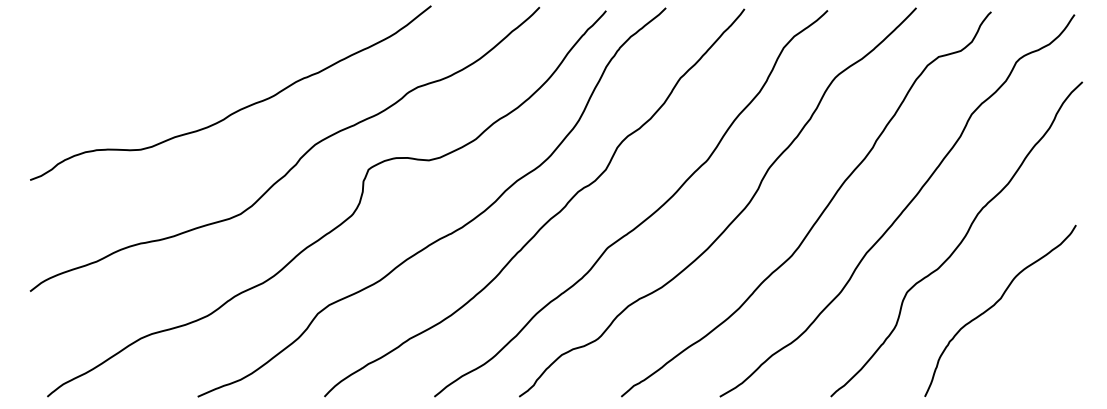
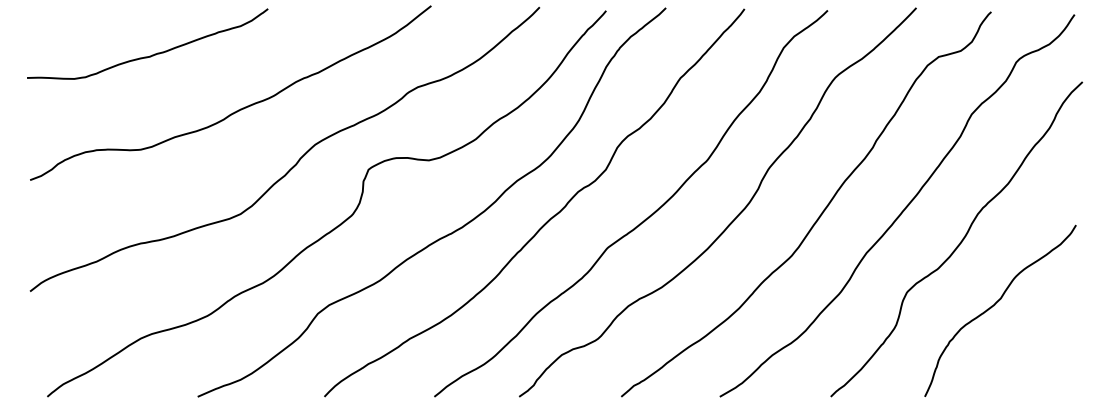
curve: none -> present (152, 54)
